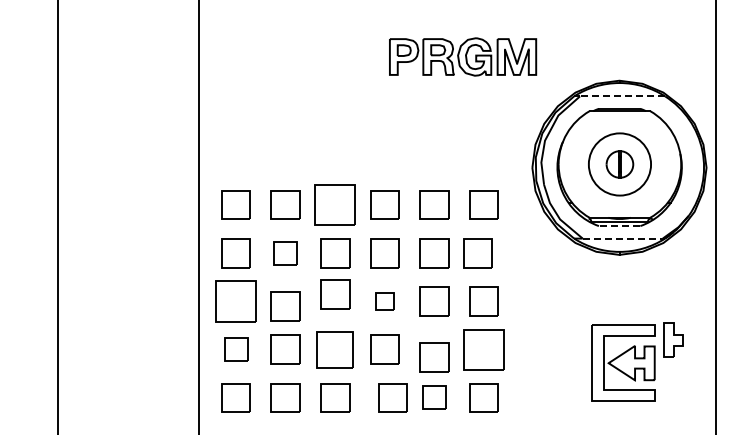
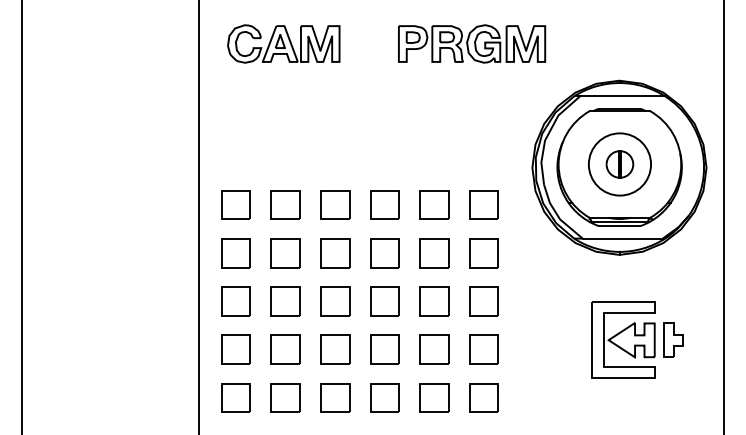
part: none -> present (283, 43)
part position: (463, 56) -> (472, 43) (472, 43)
line: dashed -> solid (622, 96)
part size: 42x42 px -> 31x30 px (335, 204)
line position: (58, 216) -> (22, 216) (22, 216)
line position: (715, 216) -> (723, 216) (723, 216)
line: dashed -> solid (619, 226)
line: dashed -> solid (623, 238)
part size: 25x25 px -> 31x31 px (285, 253)
part position: (477, 253) -> (483, 253) (483, 253)
part position: (335, 294) -> (335, 301) (335, 301)
part size: 42x43 px -> 30x31 px (235, 301)
part size: 20x19 px -> 30x31 px (384, 301)
part position: (285, 306) -> (285, 301) (285, 301)
part size: 25x25 px -> 30x31 px (235, 349)
part size: 38x38 px -> 31x31 px (335, 349)
part size: 42x42 px -> 30x31 px (483, 349)
part position: (434, 357) -> (434, 349) (434, 349)
part position: (623, 362) -> (623, 339) (623, 339)
part position: (392, 397) -> (384, 397) (384, 397)
part size: 25x25 px -> 31x30 px (434, 397)
